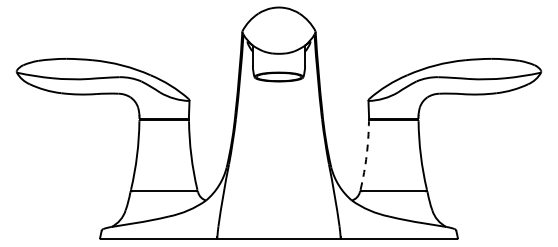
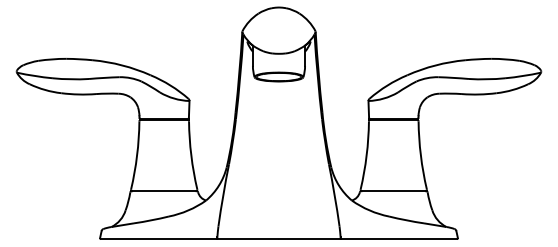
arc: dashed -> solid (366, 155)
